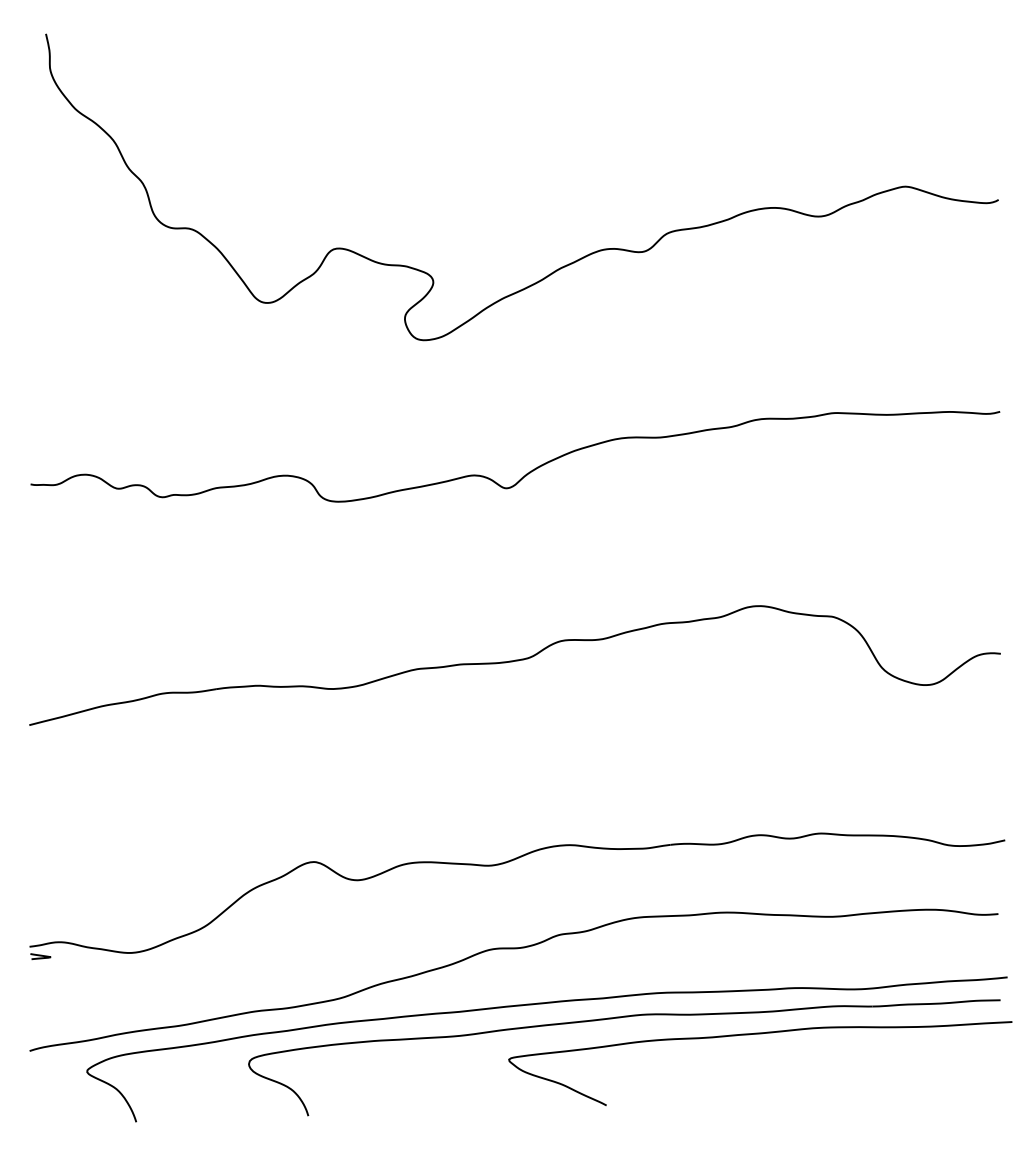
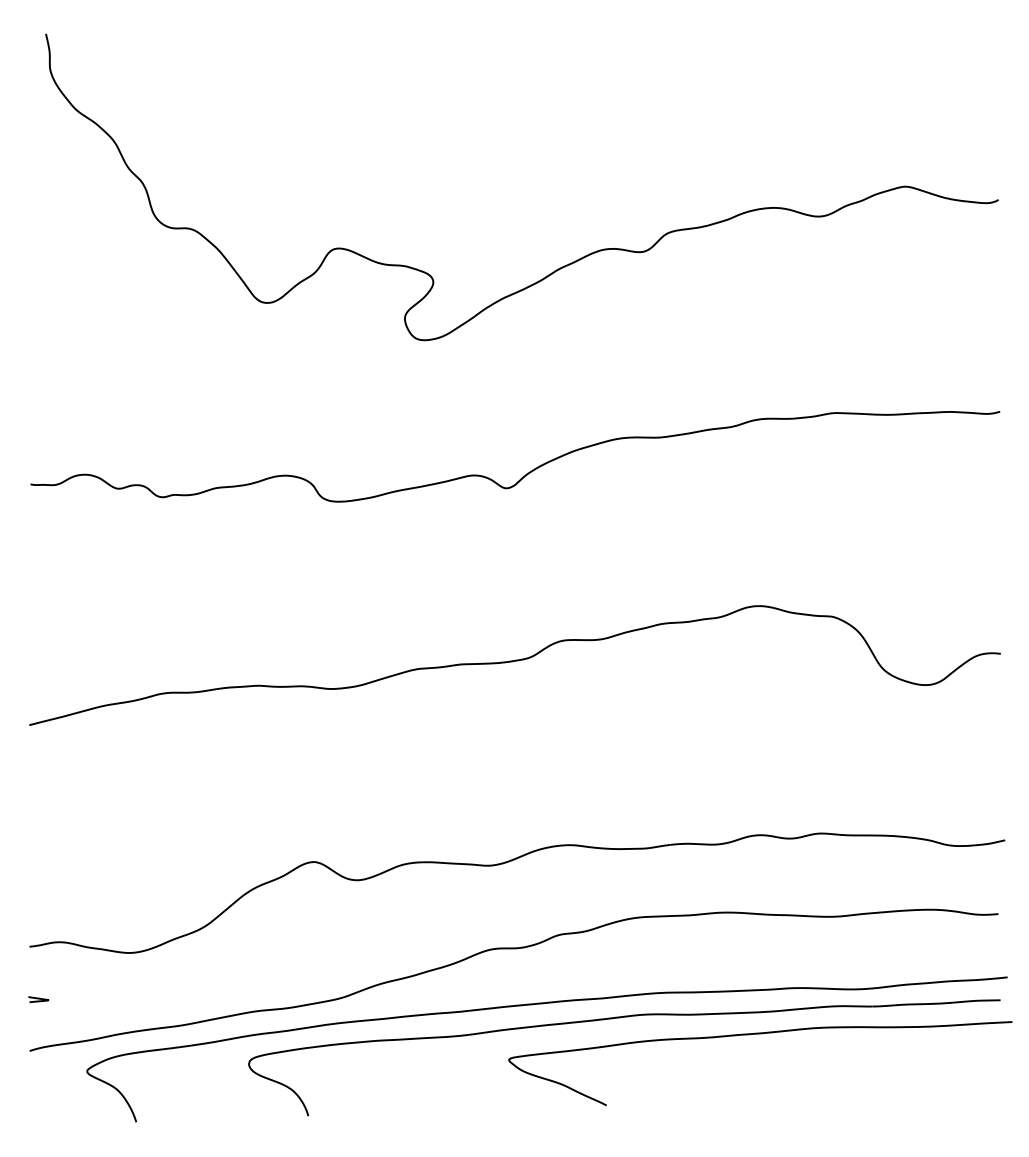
curve position: (40, 956) -> (38, 999) (38, 999)
